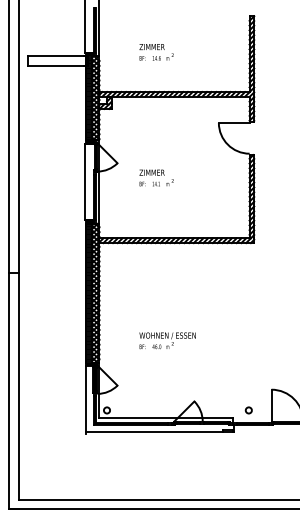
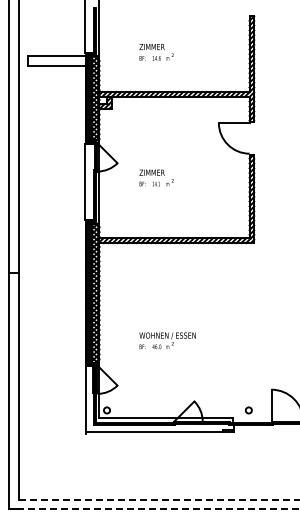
line: solid -> dashed (159, 499)
line: solid -> dashed (154, 509)
